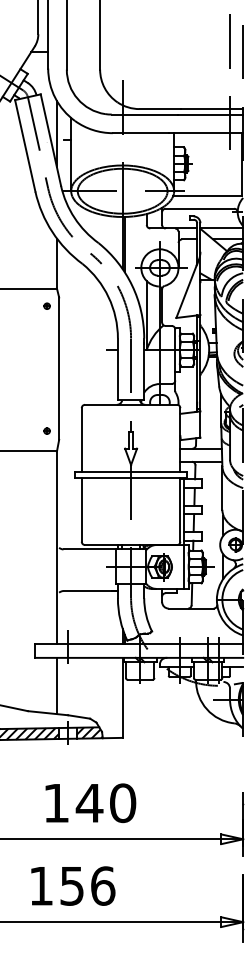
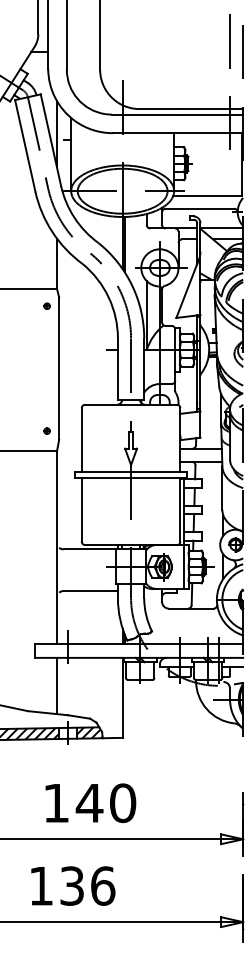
text: 156 -> 136 (72, 885)
